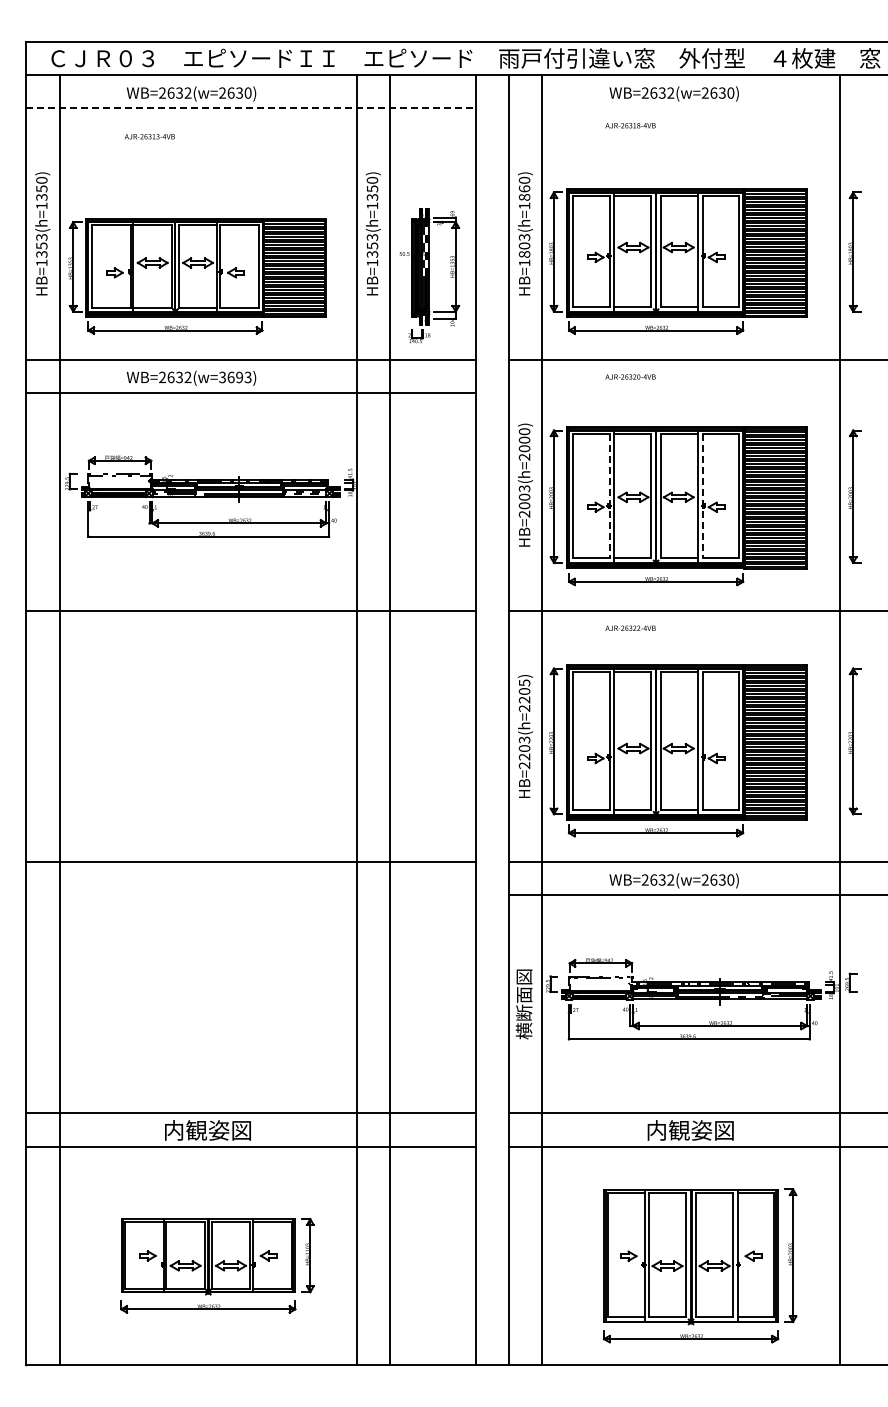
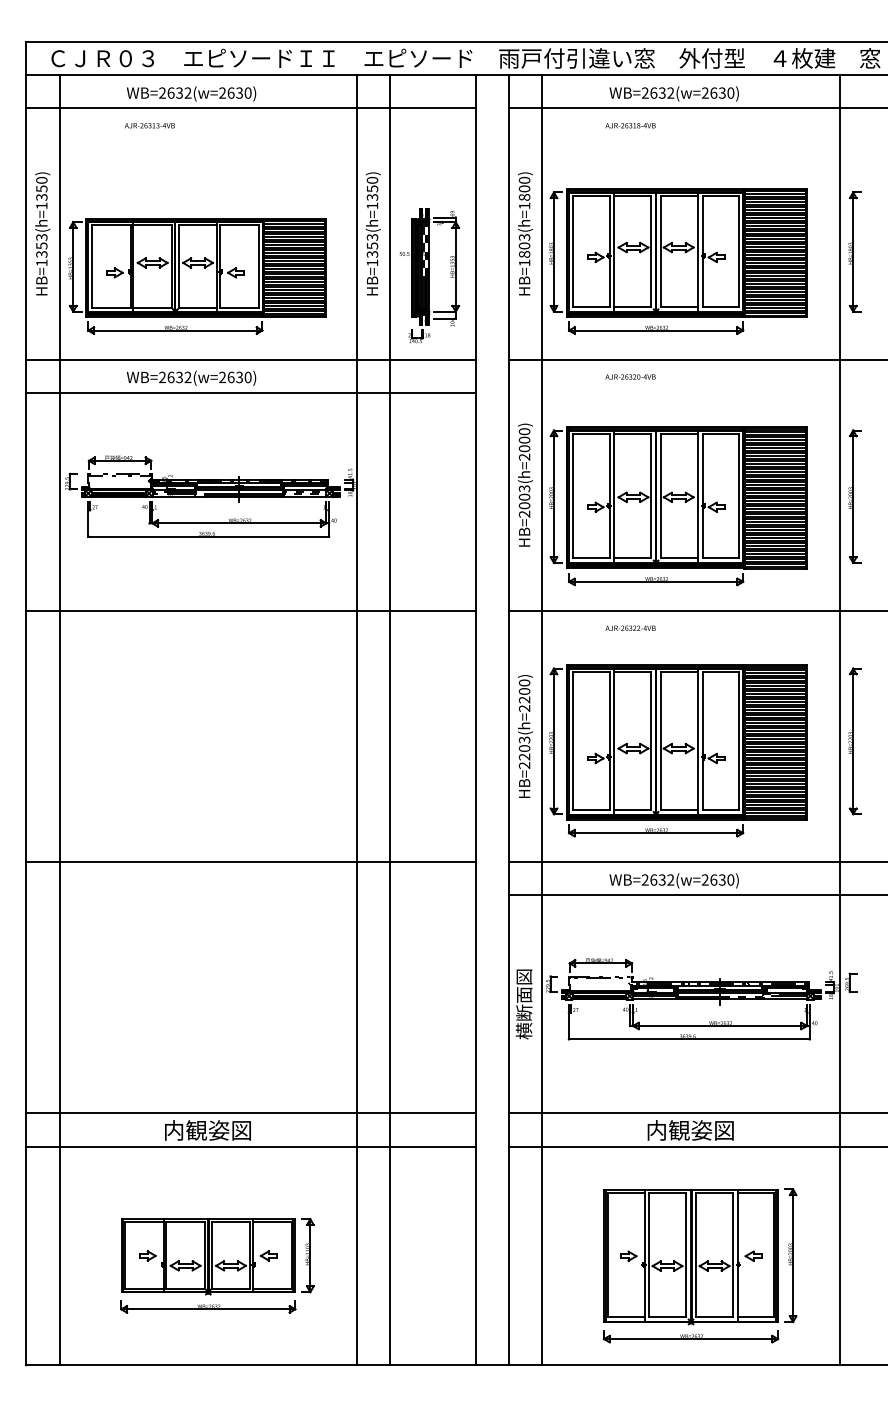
line: dashed -> solid (251, 108)
line: none -> present (696, 108)
text position: (149, 136) -> (149, 125) (149, 125)
text: HB=1803(h=1860) -> HB=1803(h=1800) (524, 188)
text: WB=2632(w=3693) -> WB=2632(w=2630) (235, 377)
line: dashed -> solid (609, 496)
line: dashed -> solid (702, 496)
text: HB=2203(h=2205) -> HB=2203(h=2200) (524, 682)
